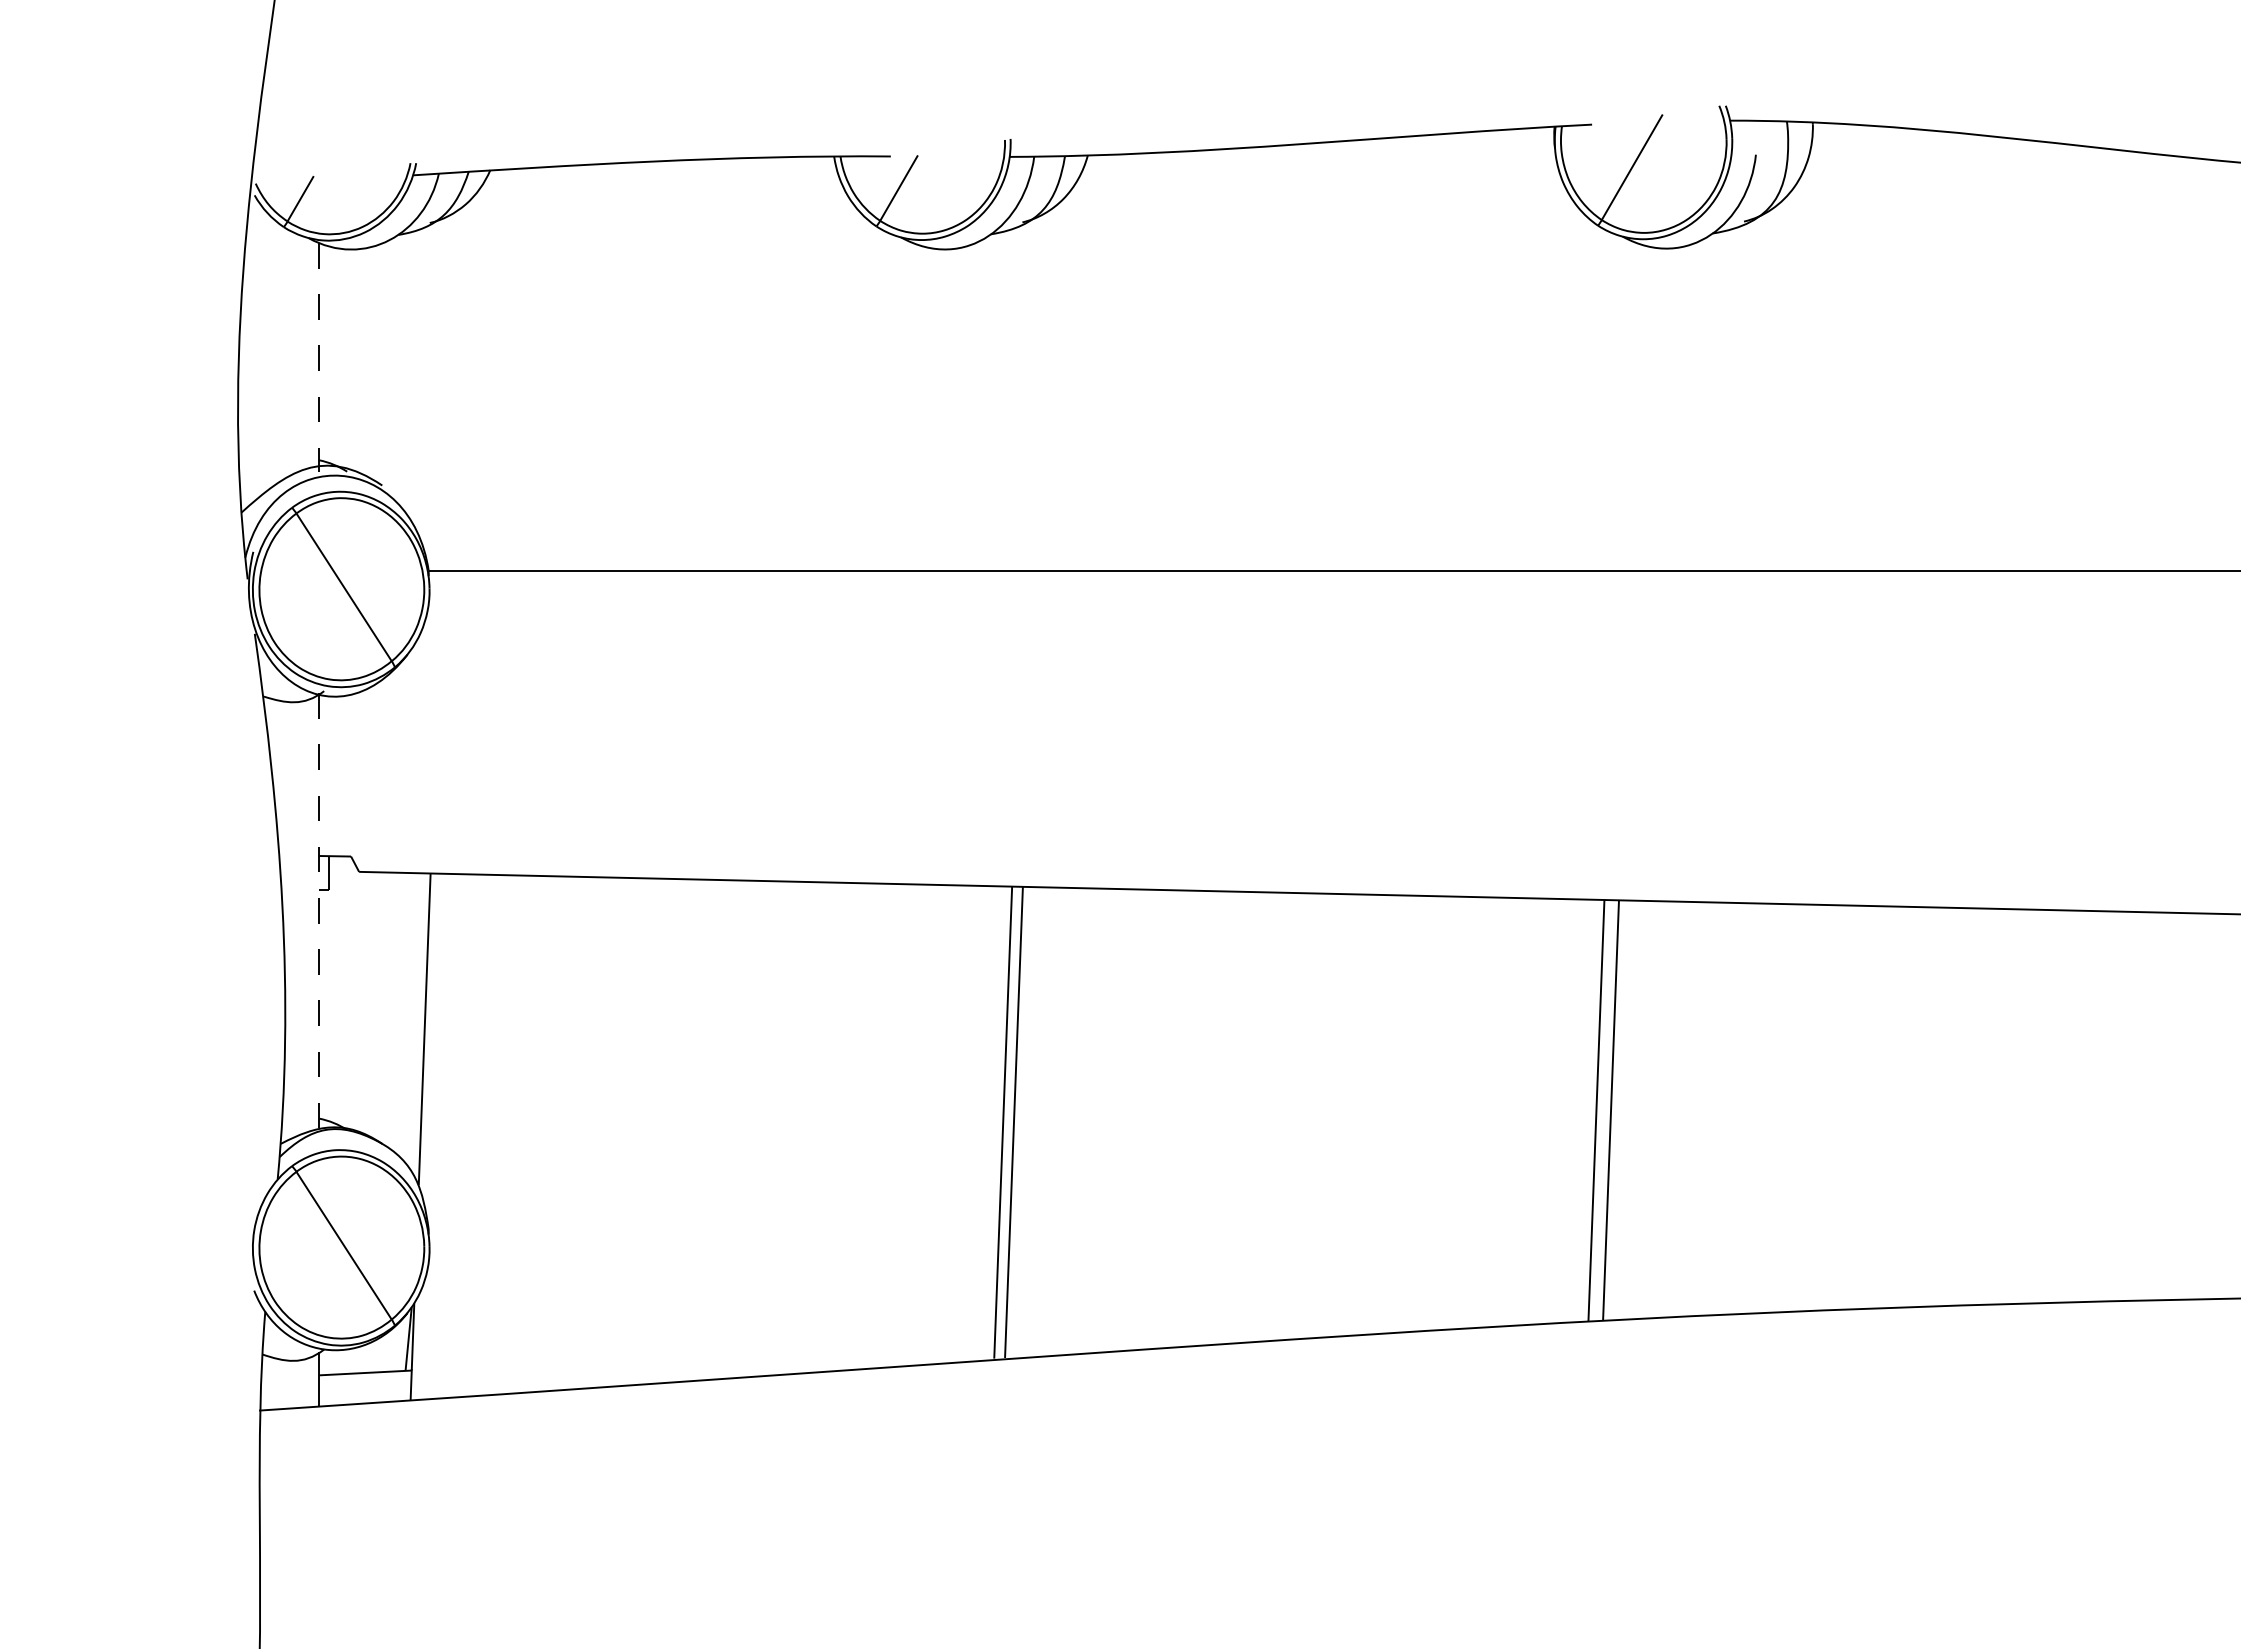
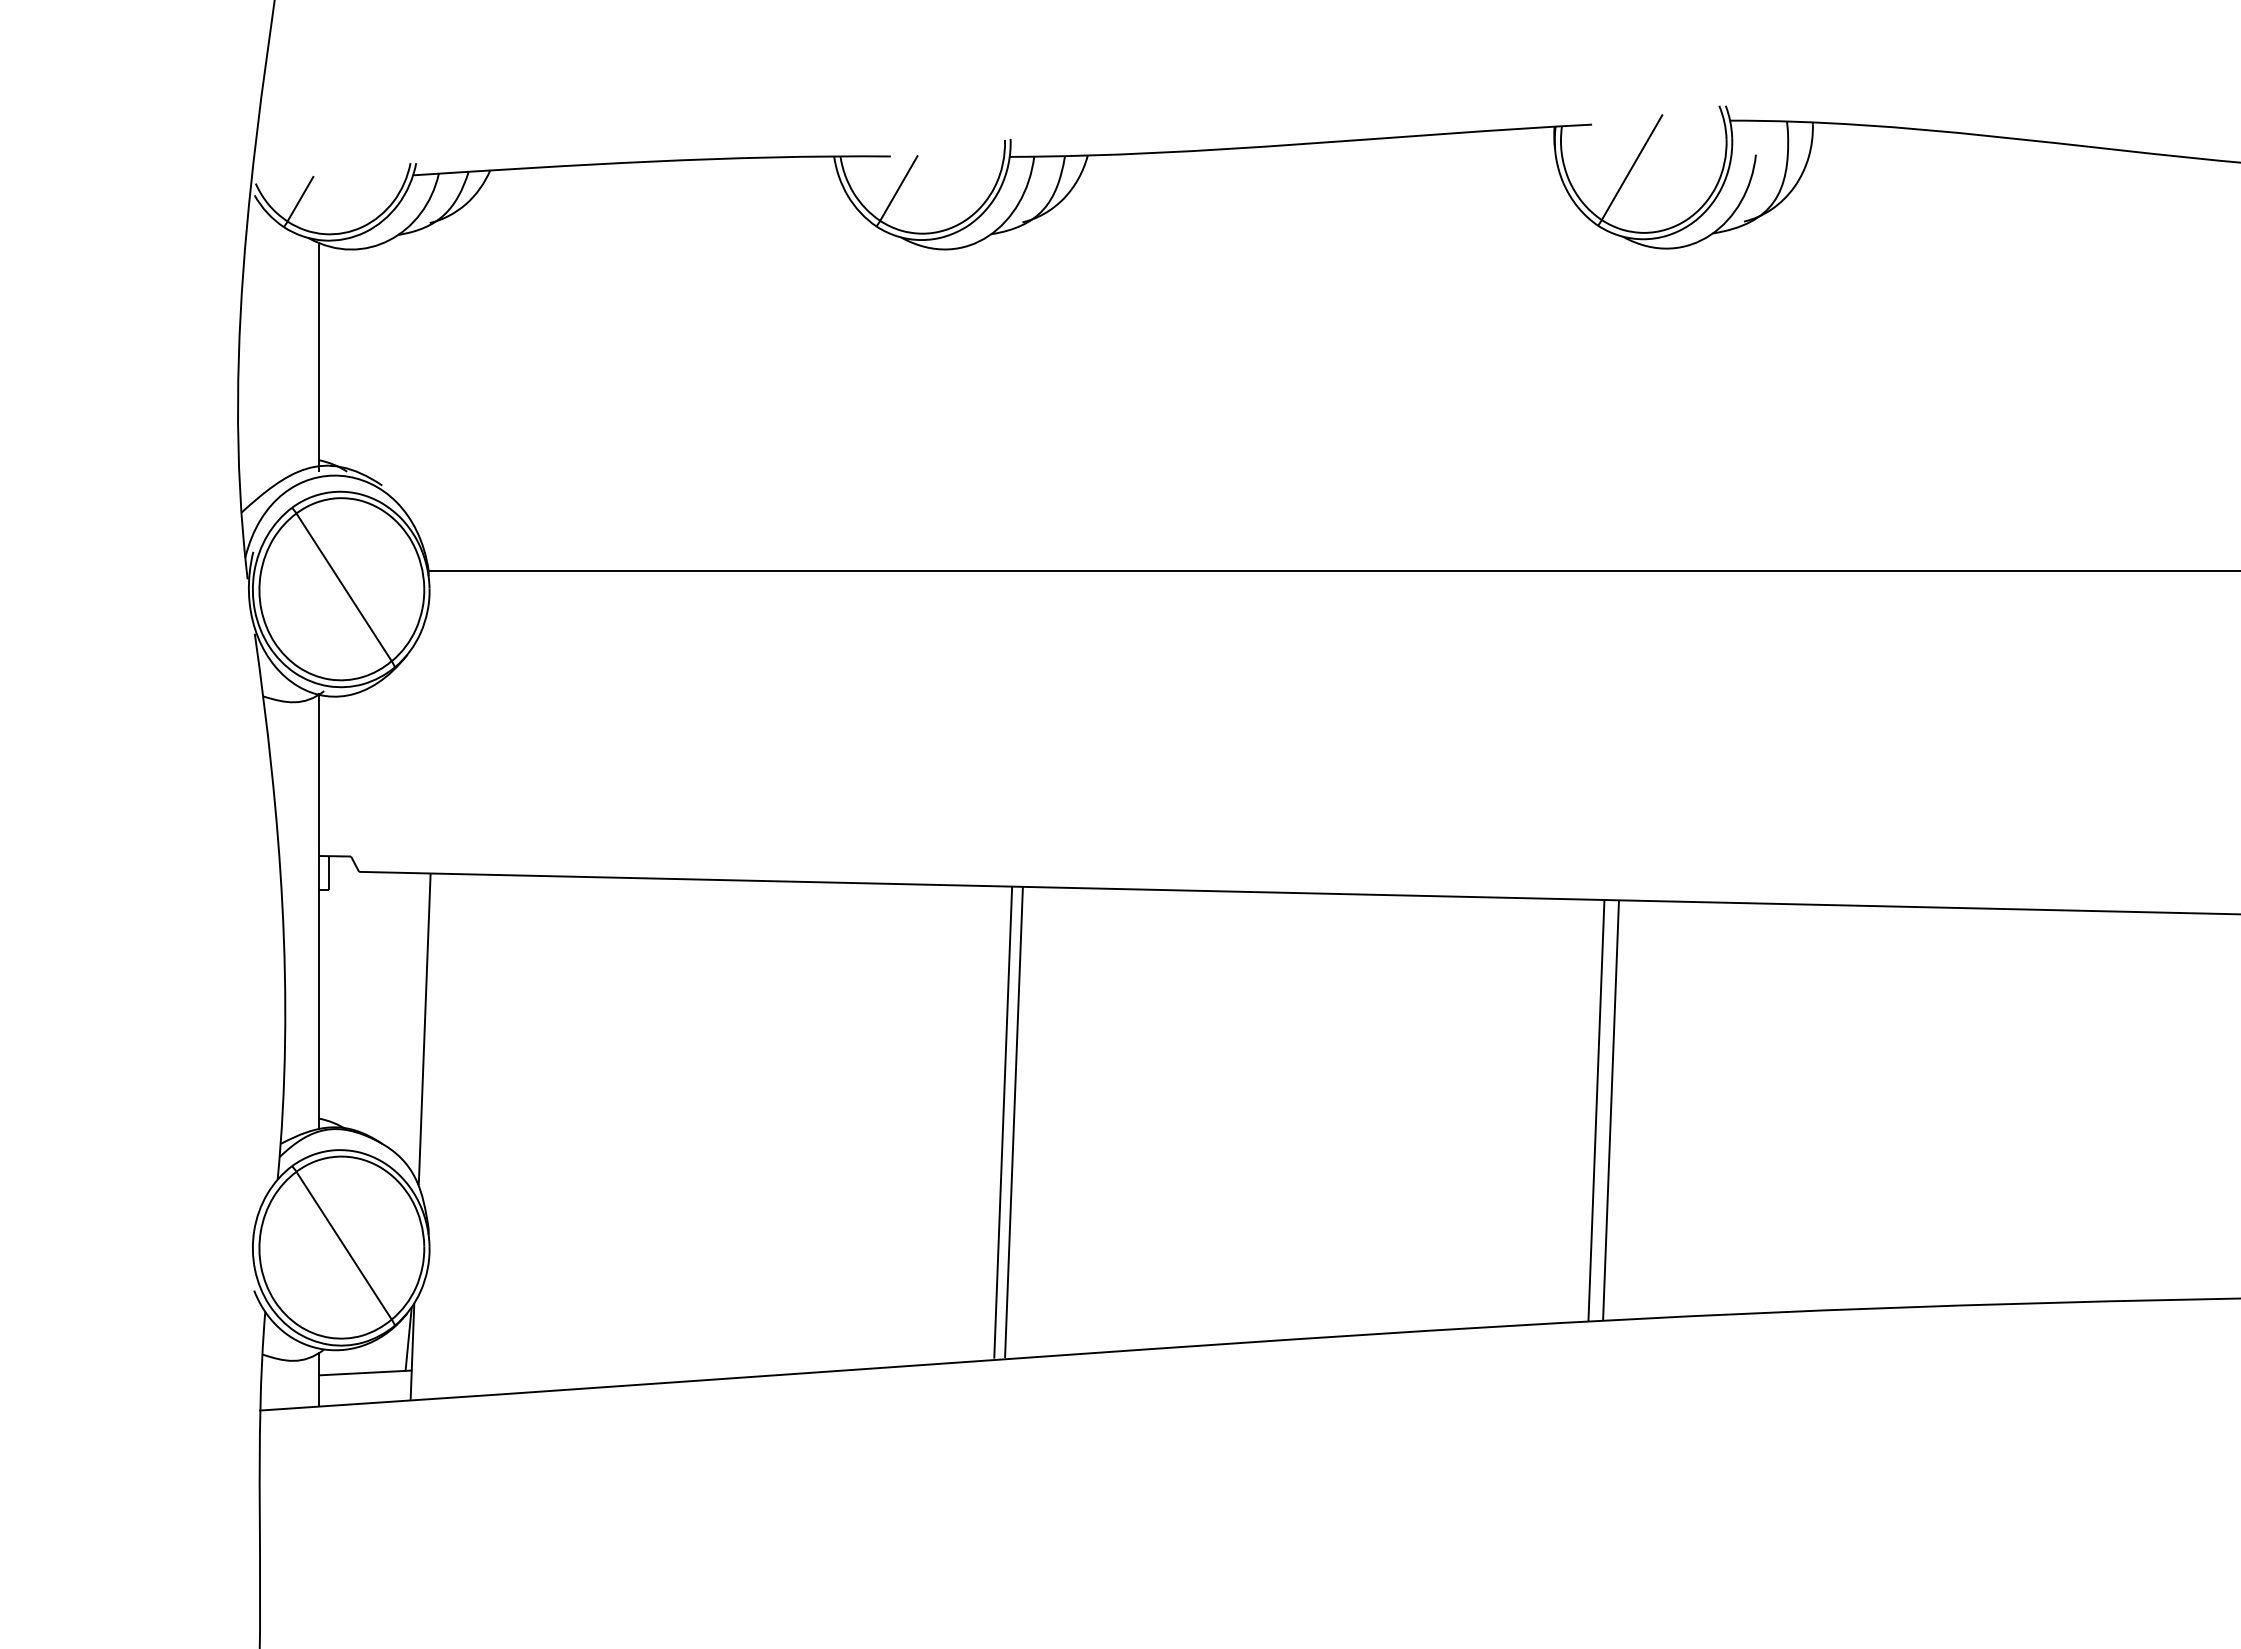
line: dashed -> solid (319, 357)
line: dashed -> solid (319, 912)
